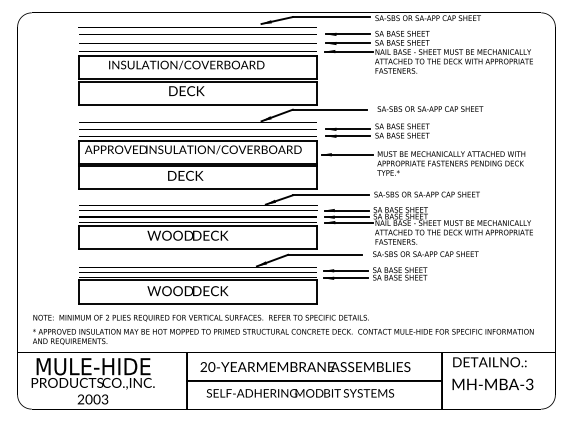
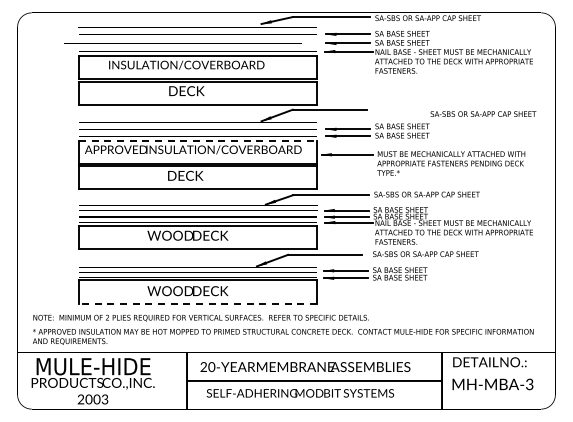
line position: (197, 43) -> (182, 43) (182, 43)
text position: (430, 108) -> (483, 113) (483, 113)
line: solid -> dashed (198, 140)
line: solid -> dashed (197, 303)
